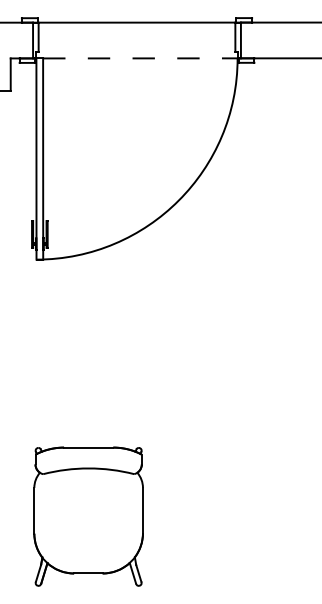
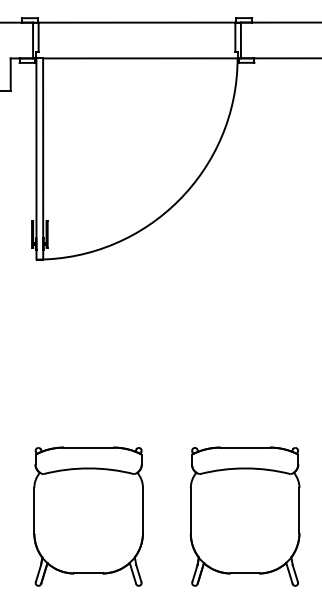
line: dashed -> solid (140, 58)
part: none -> present (244, 516)
